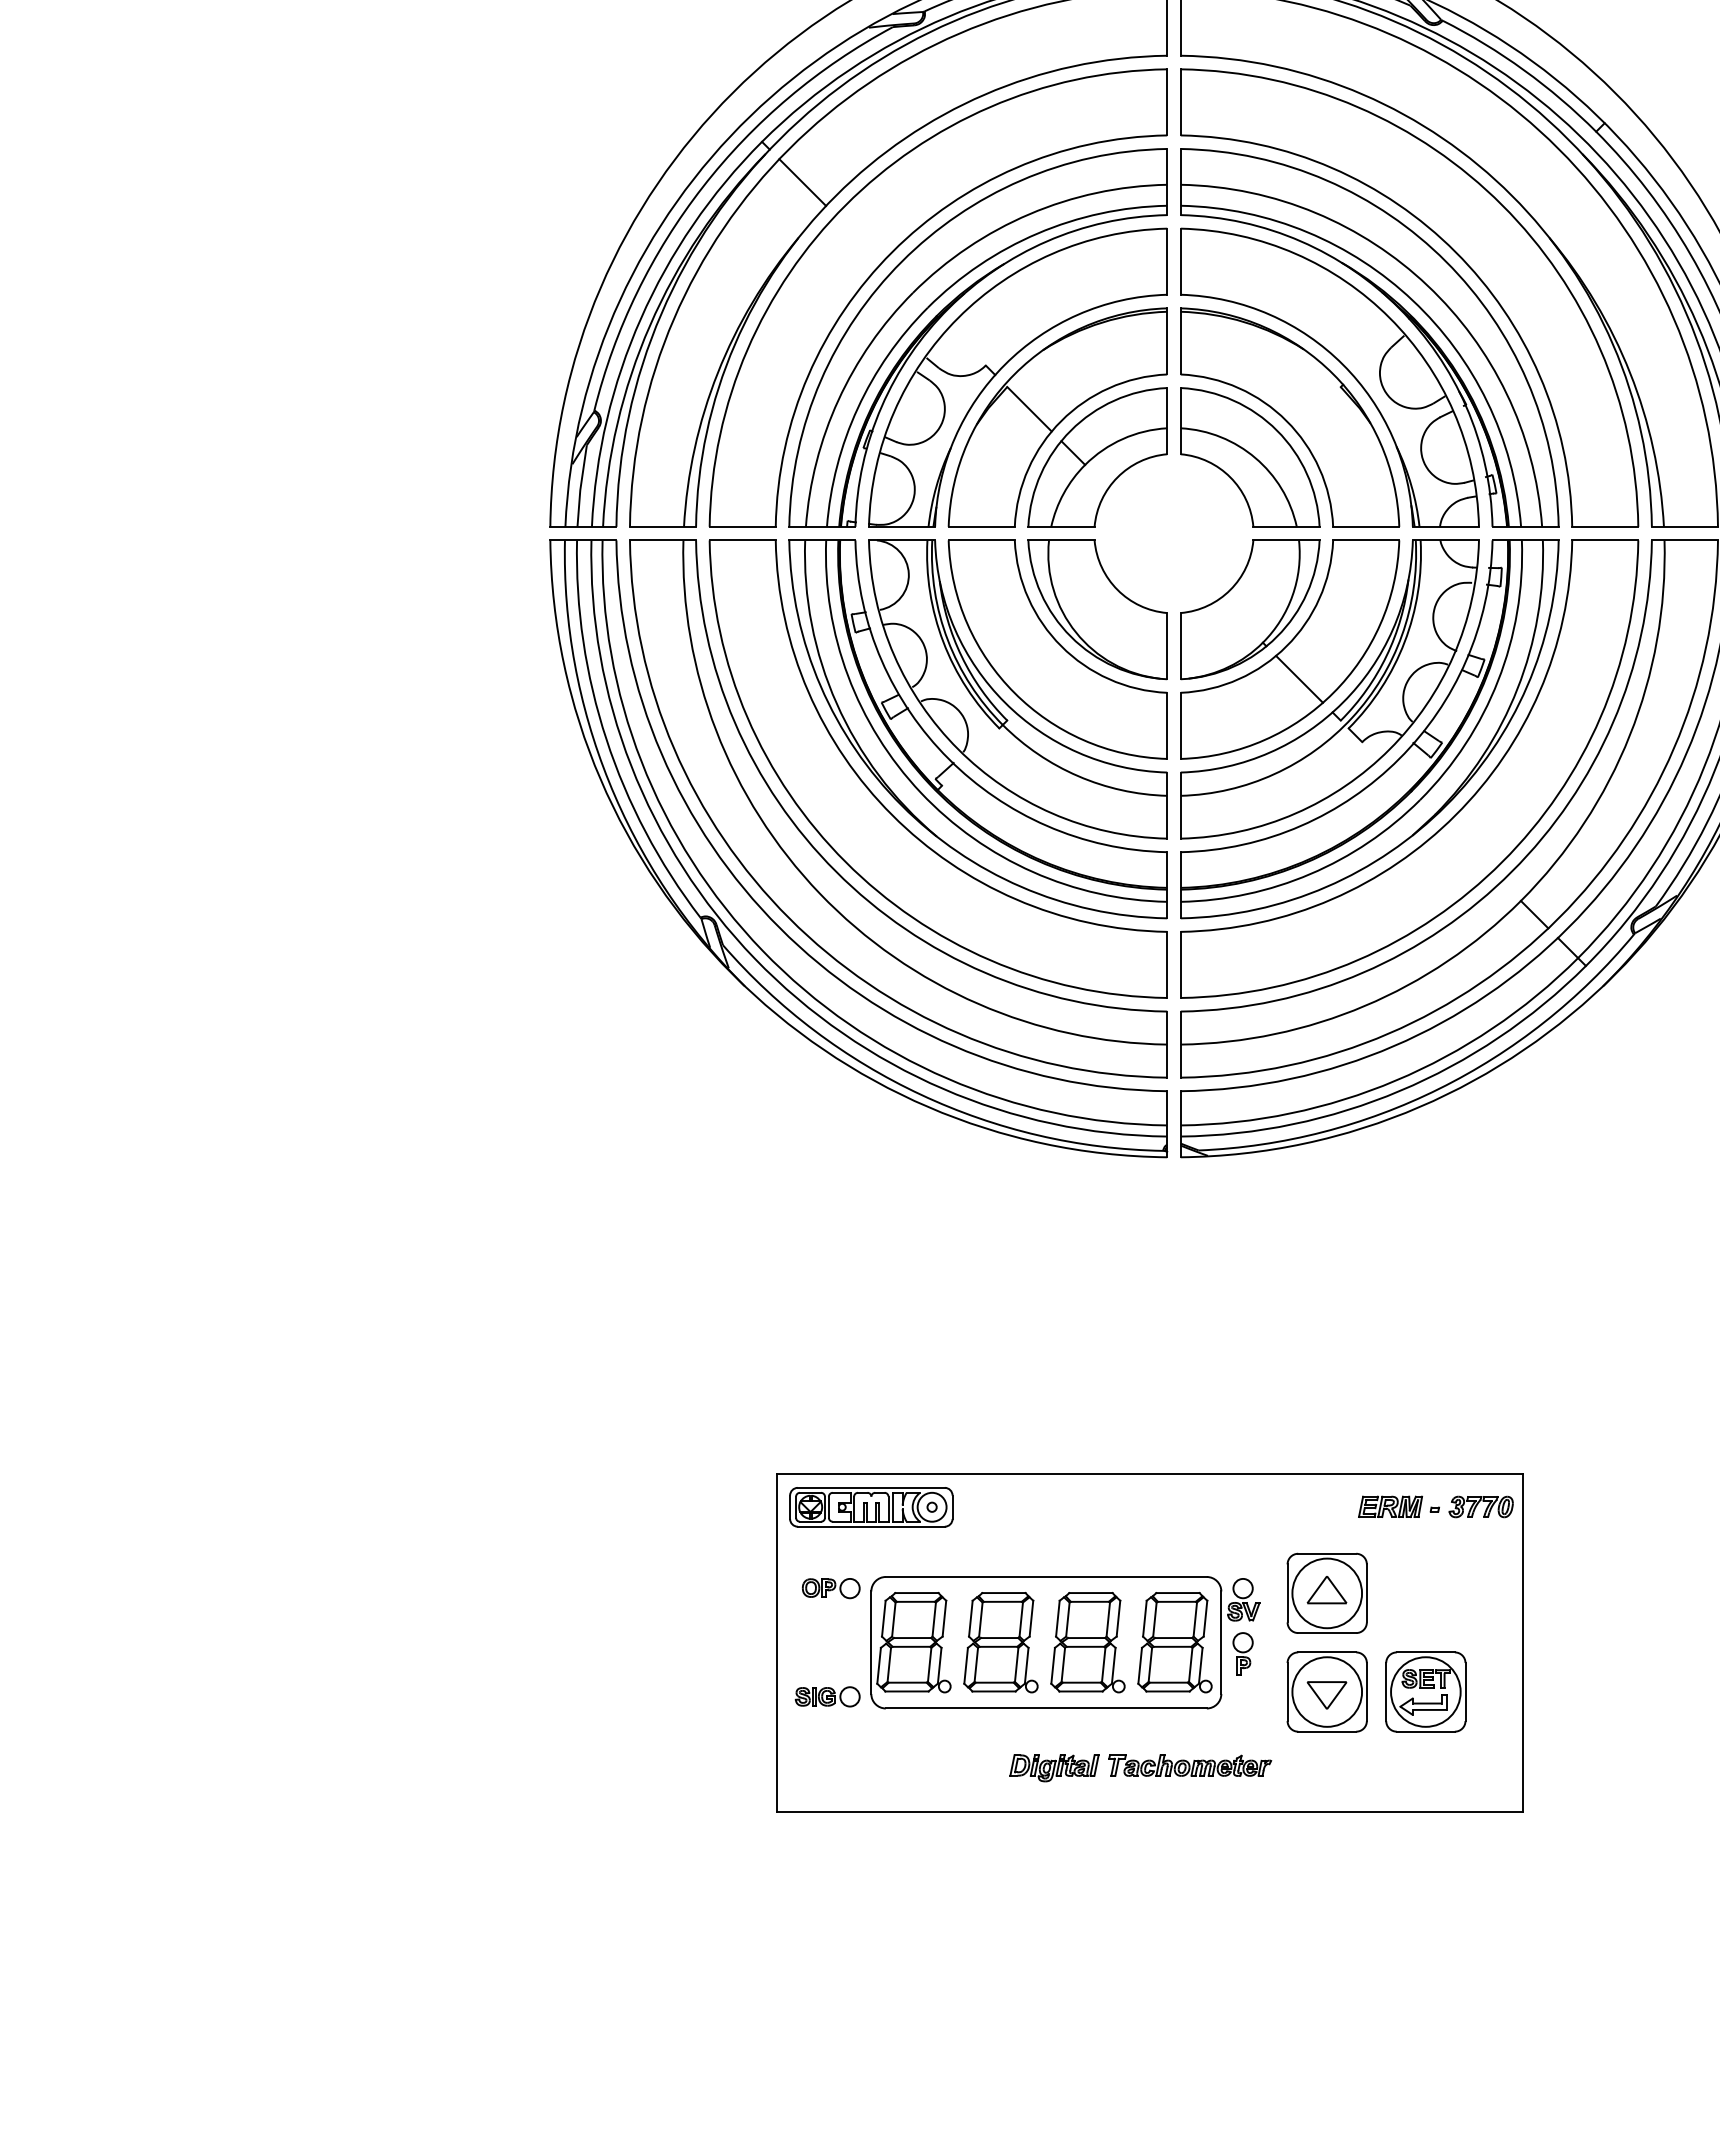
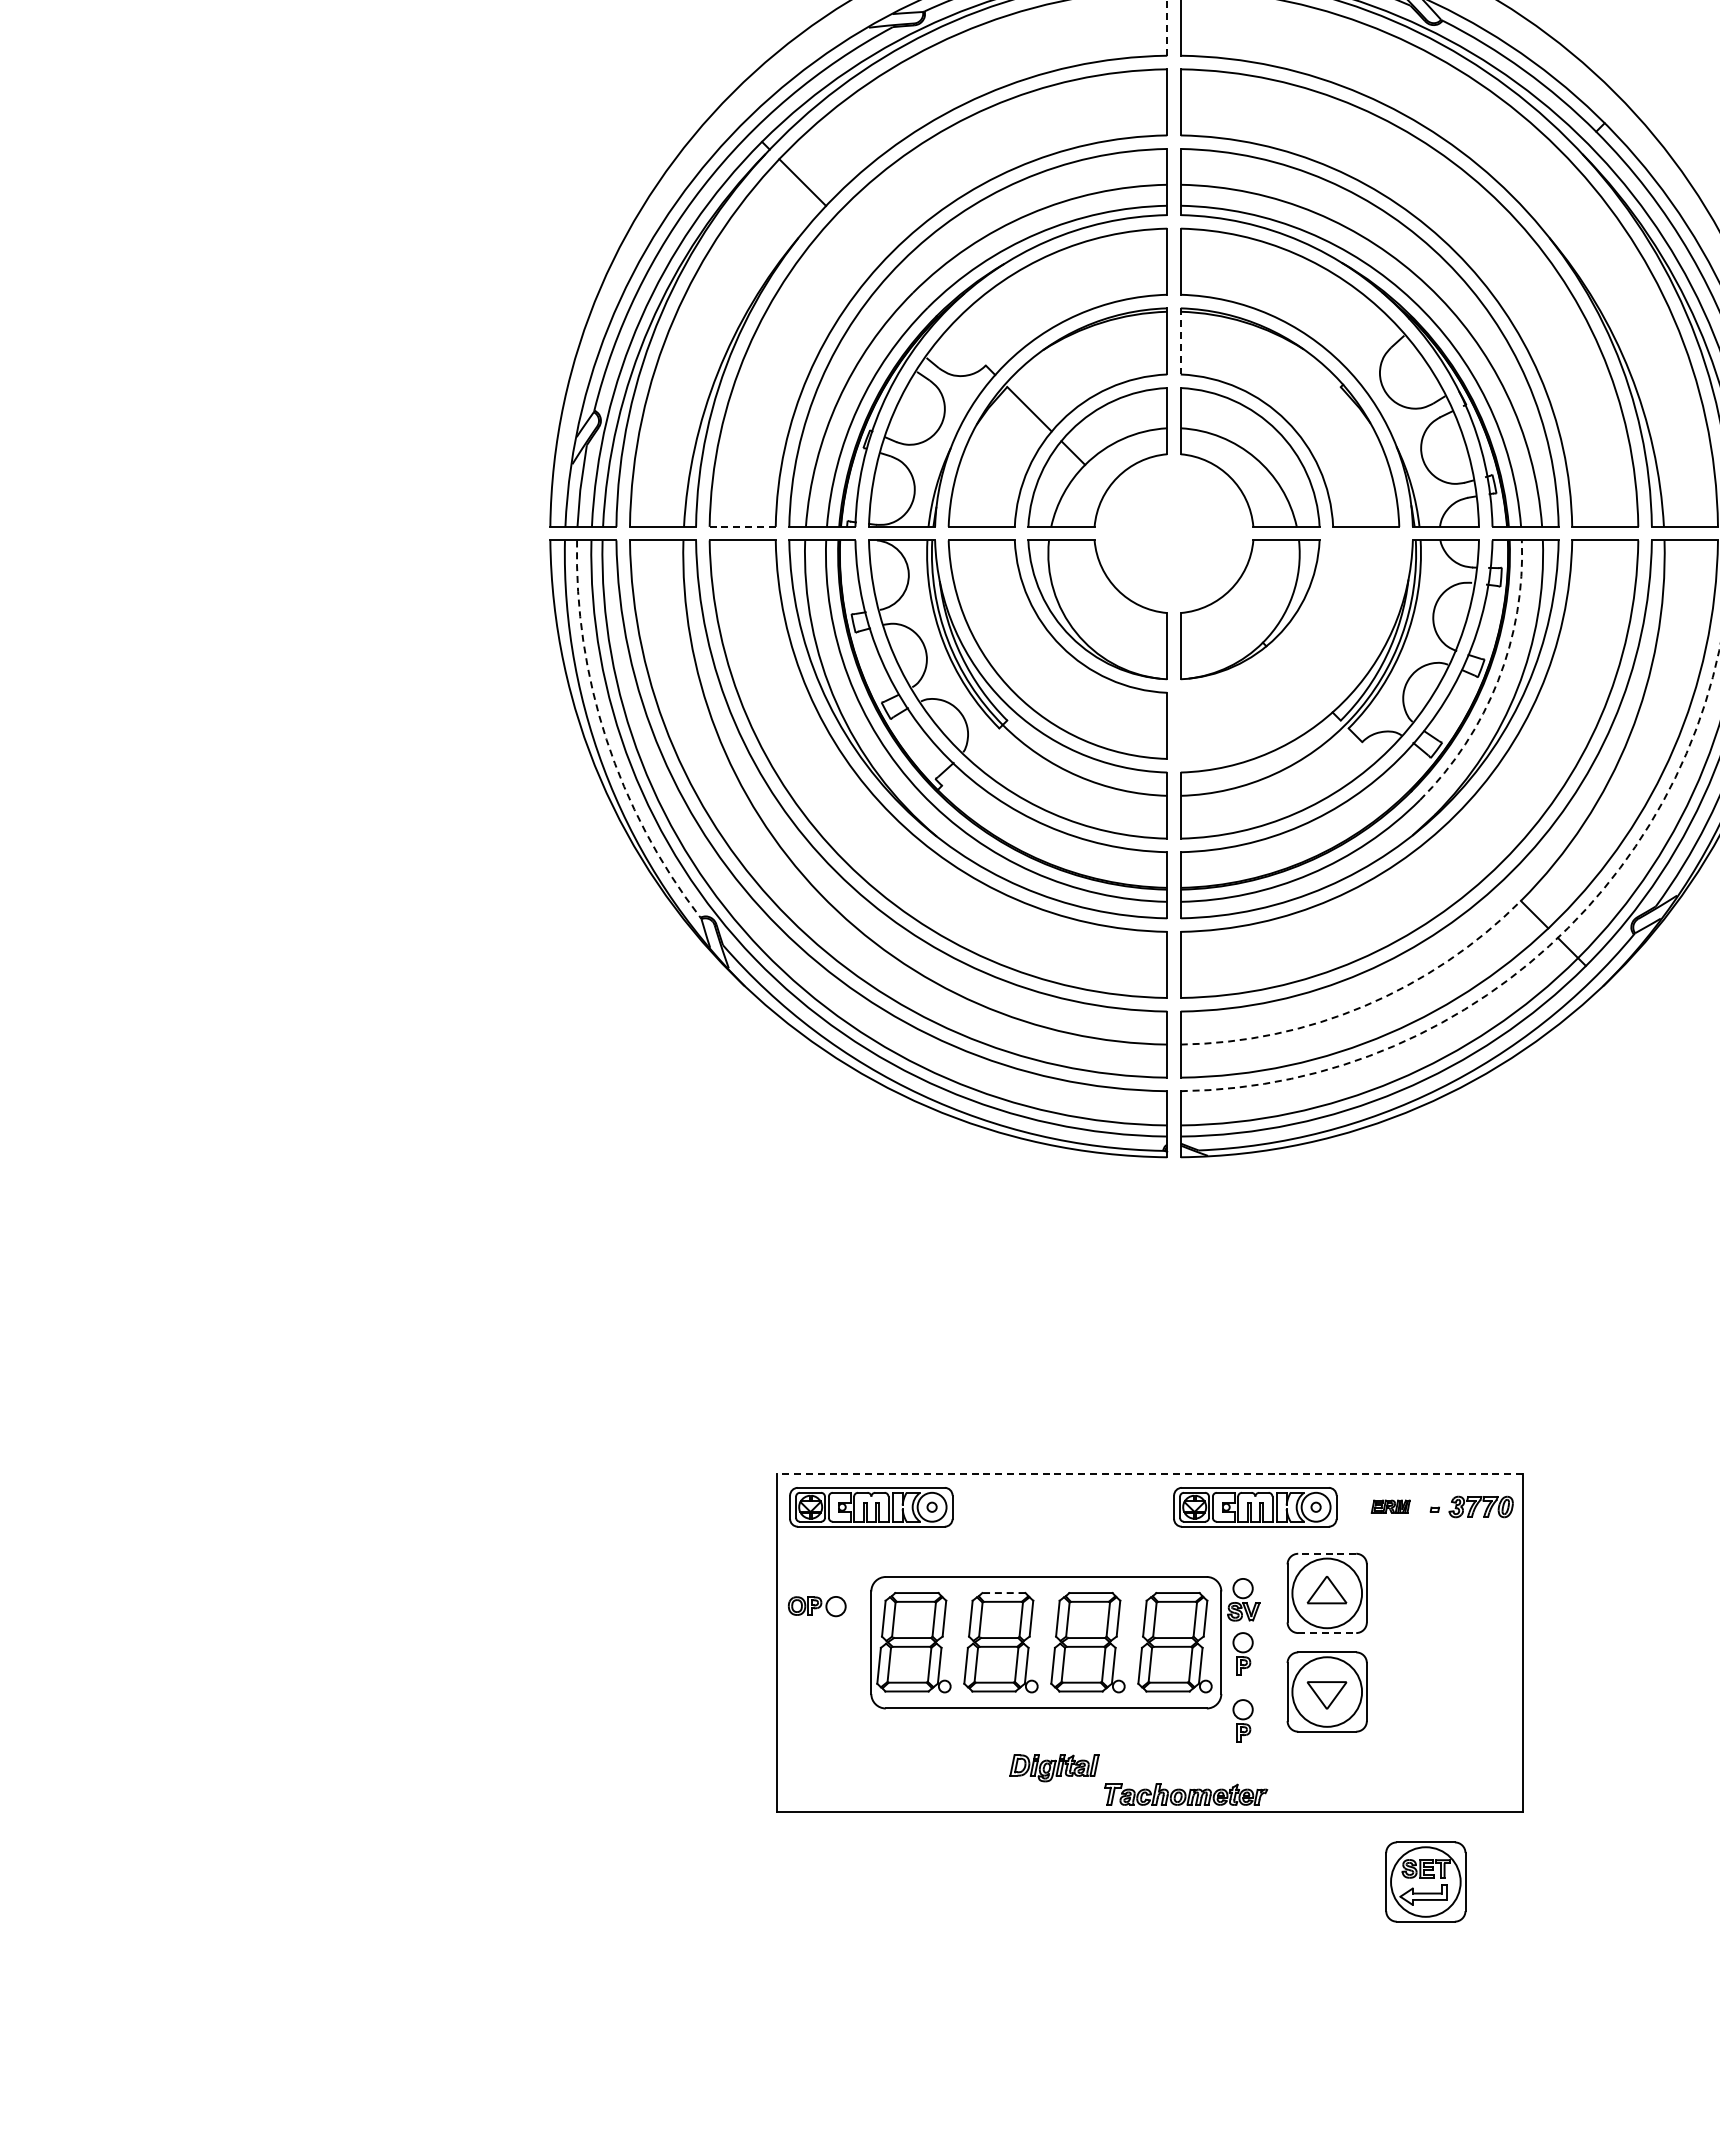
line: solid -> dashed (1167, 28)
line: solid -> dashed (1180, 341)
line: solid -> dashed (743, 526)
part: present -> none (1290, 649)
arc: solid -> dashed (1498, 680)
arc: solid -> dashed (606, 739)
arc: solid -> dashed (1529, 963)
arc: solid -> dashed (1364, 1005)
line: solid -> dashed (1149, 1473)
part size: 66x23 px -> 41x15 px (1390, 1506)
part: none -> present (1255, 1507)
line: solid -> dashed (1326, 1553)
part position: (831, 1588) -> (817, 1606) (817, 1606)
line: solid -> dashed (1003, 1593)
line: solid -> dashed (1327, 1633)
part position: (1425, 1691) -> (1425, 1881) (1425, 1881)
part: present -> none (827, 1696)
part: none -> present (1242, 1720)
part position: (1190, 1765) -> (1186, 1794) (1186, 1794)
